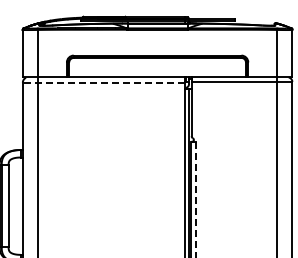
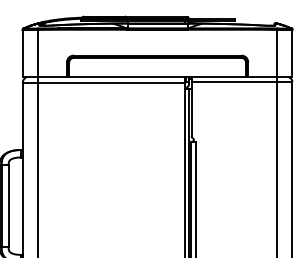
line: dashed -> solid (103, 82)
line: dashed -> solid (195, 199)
